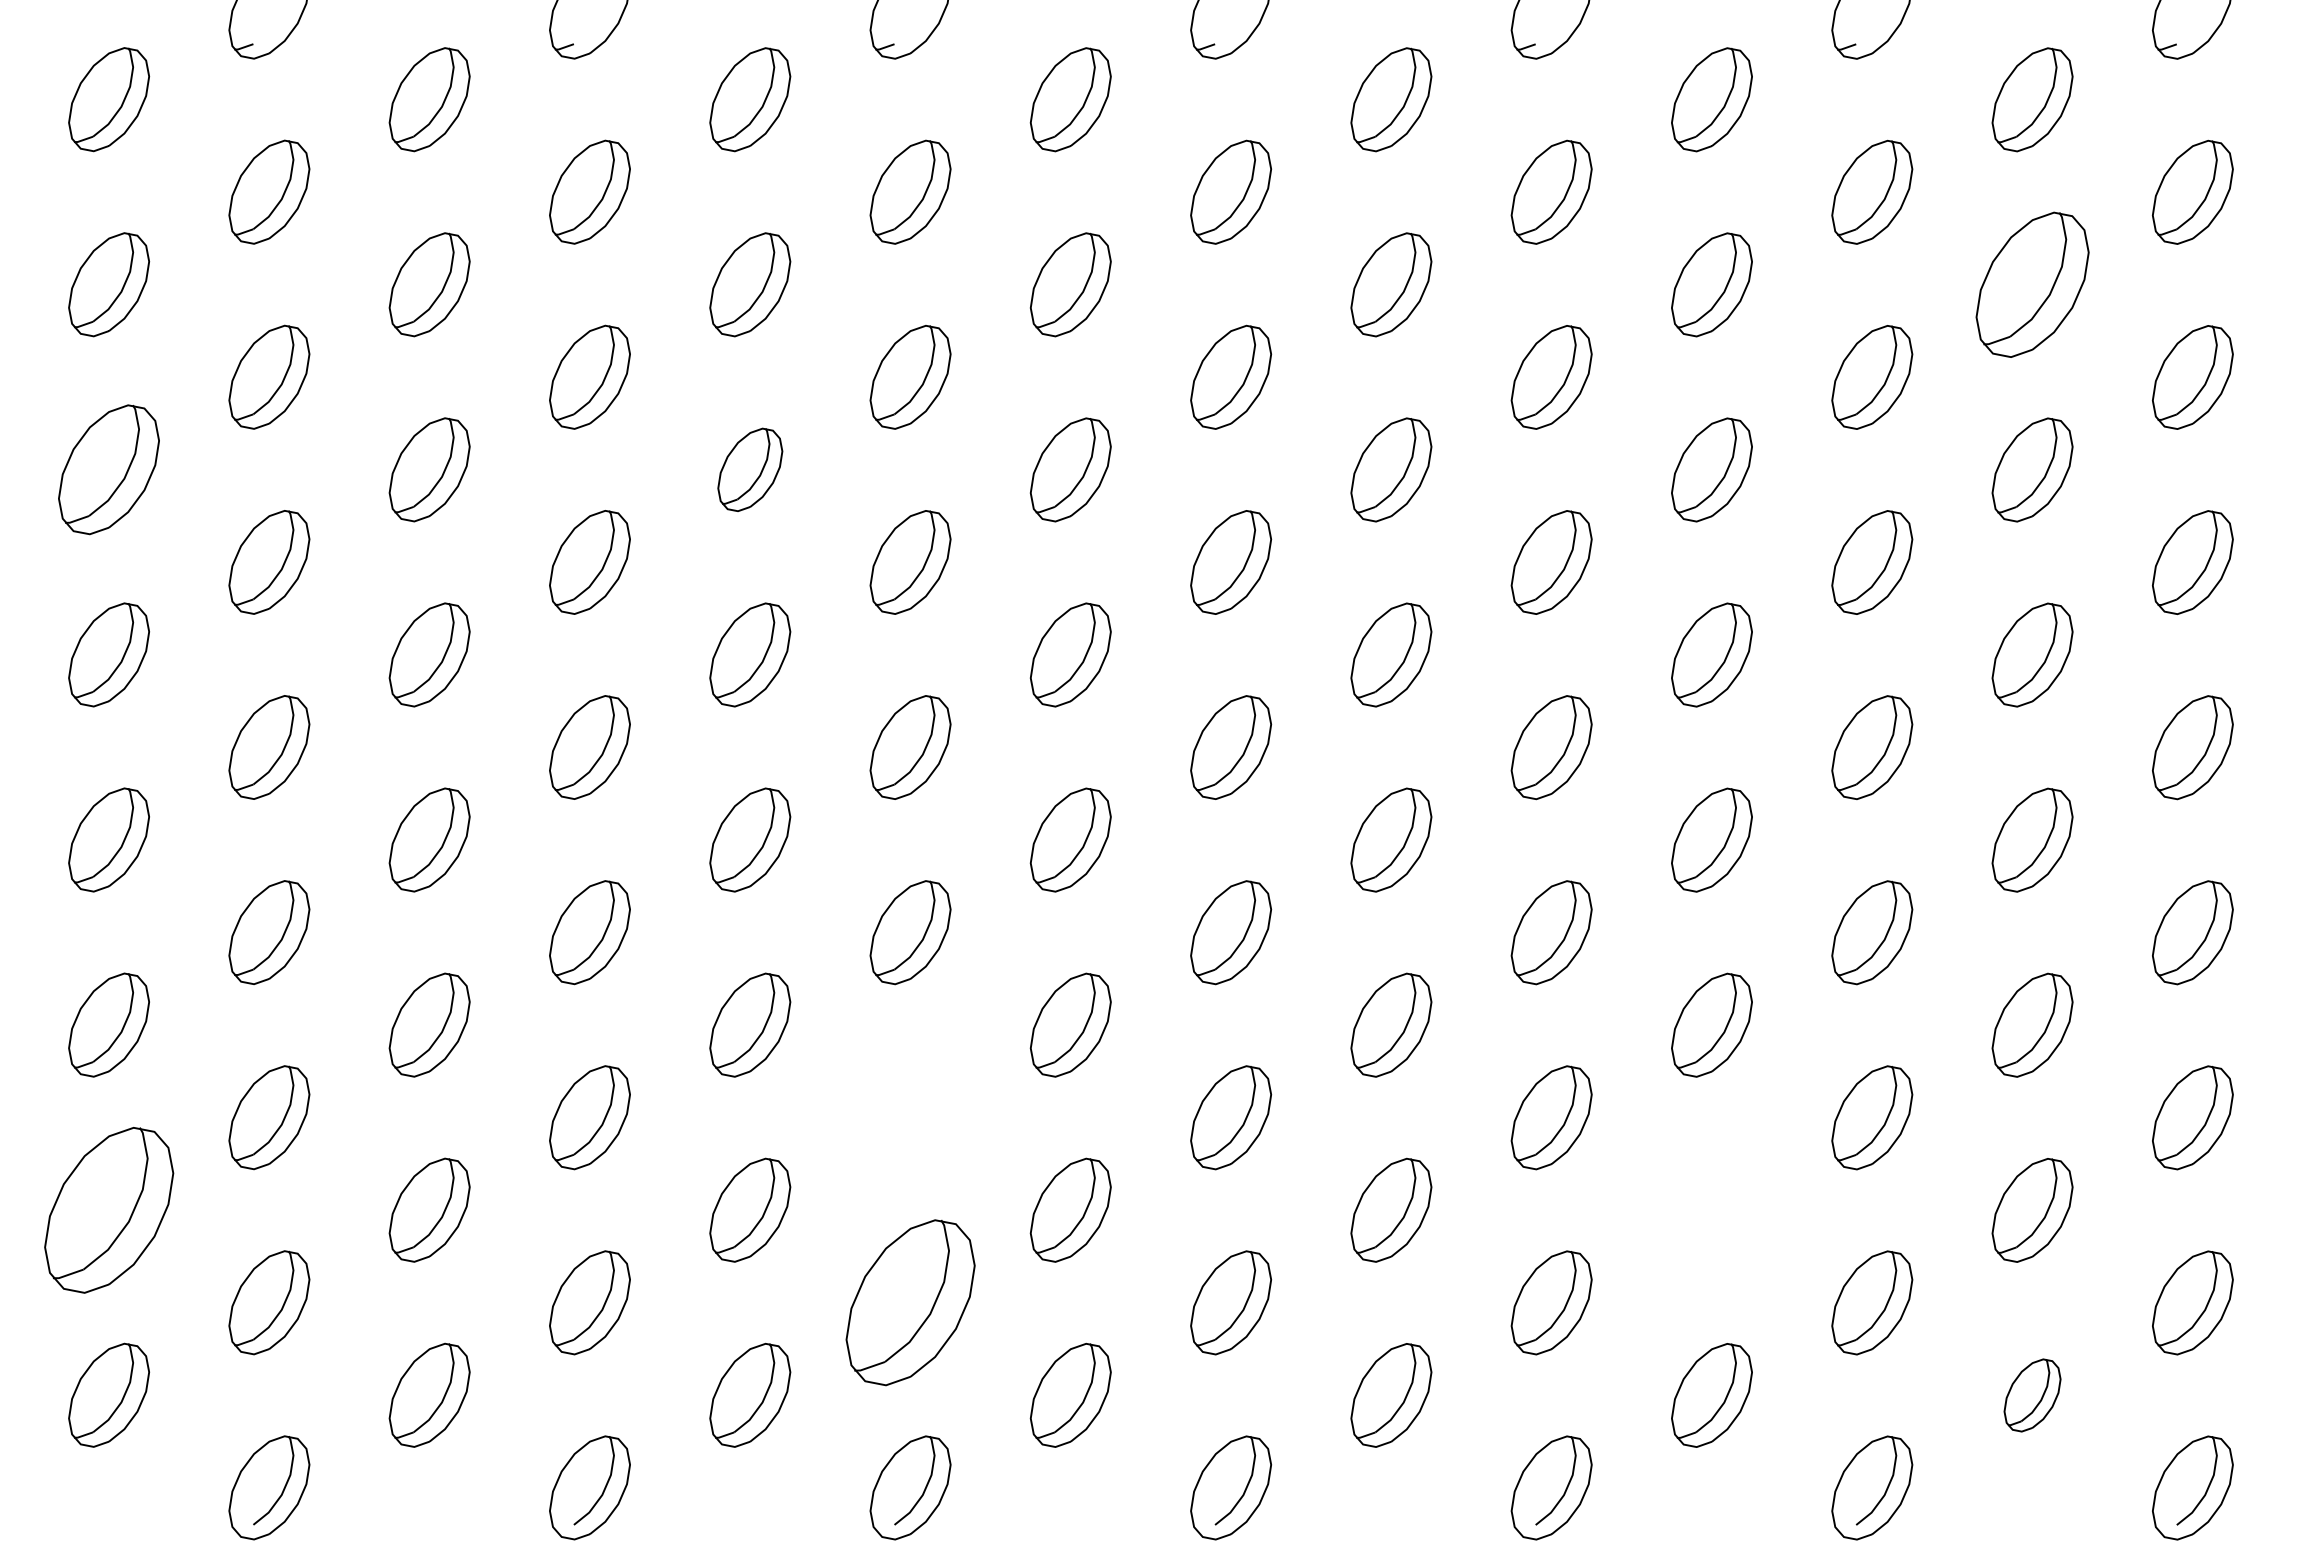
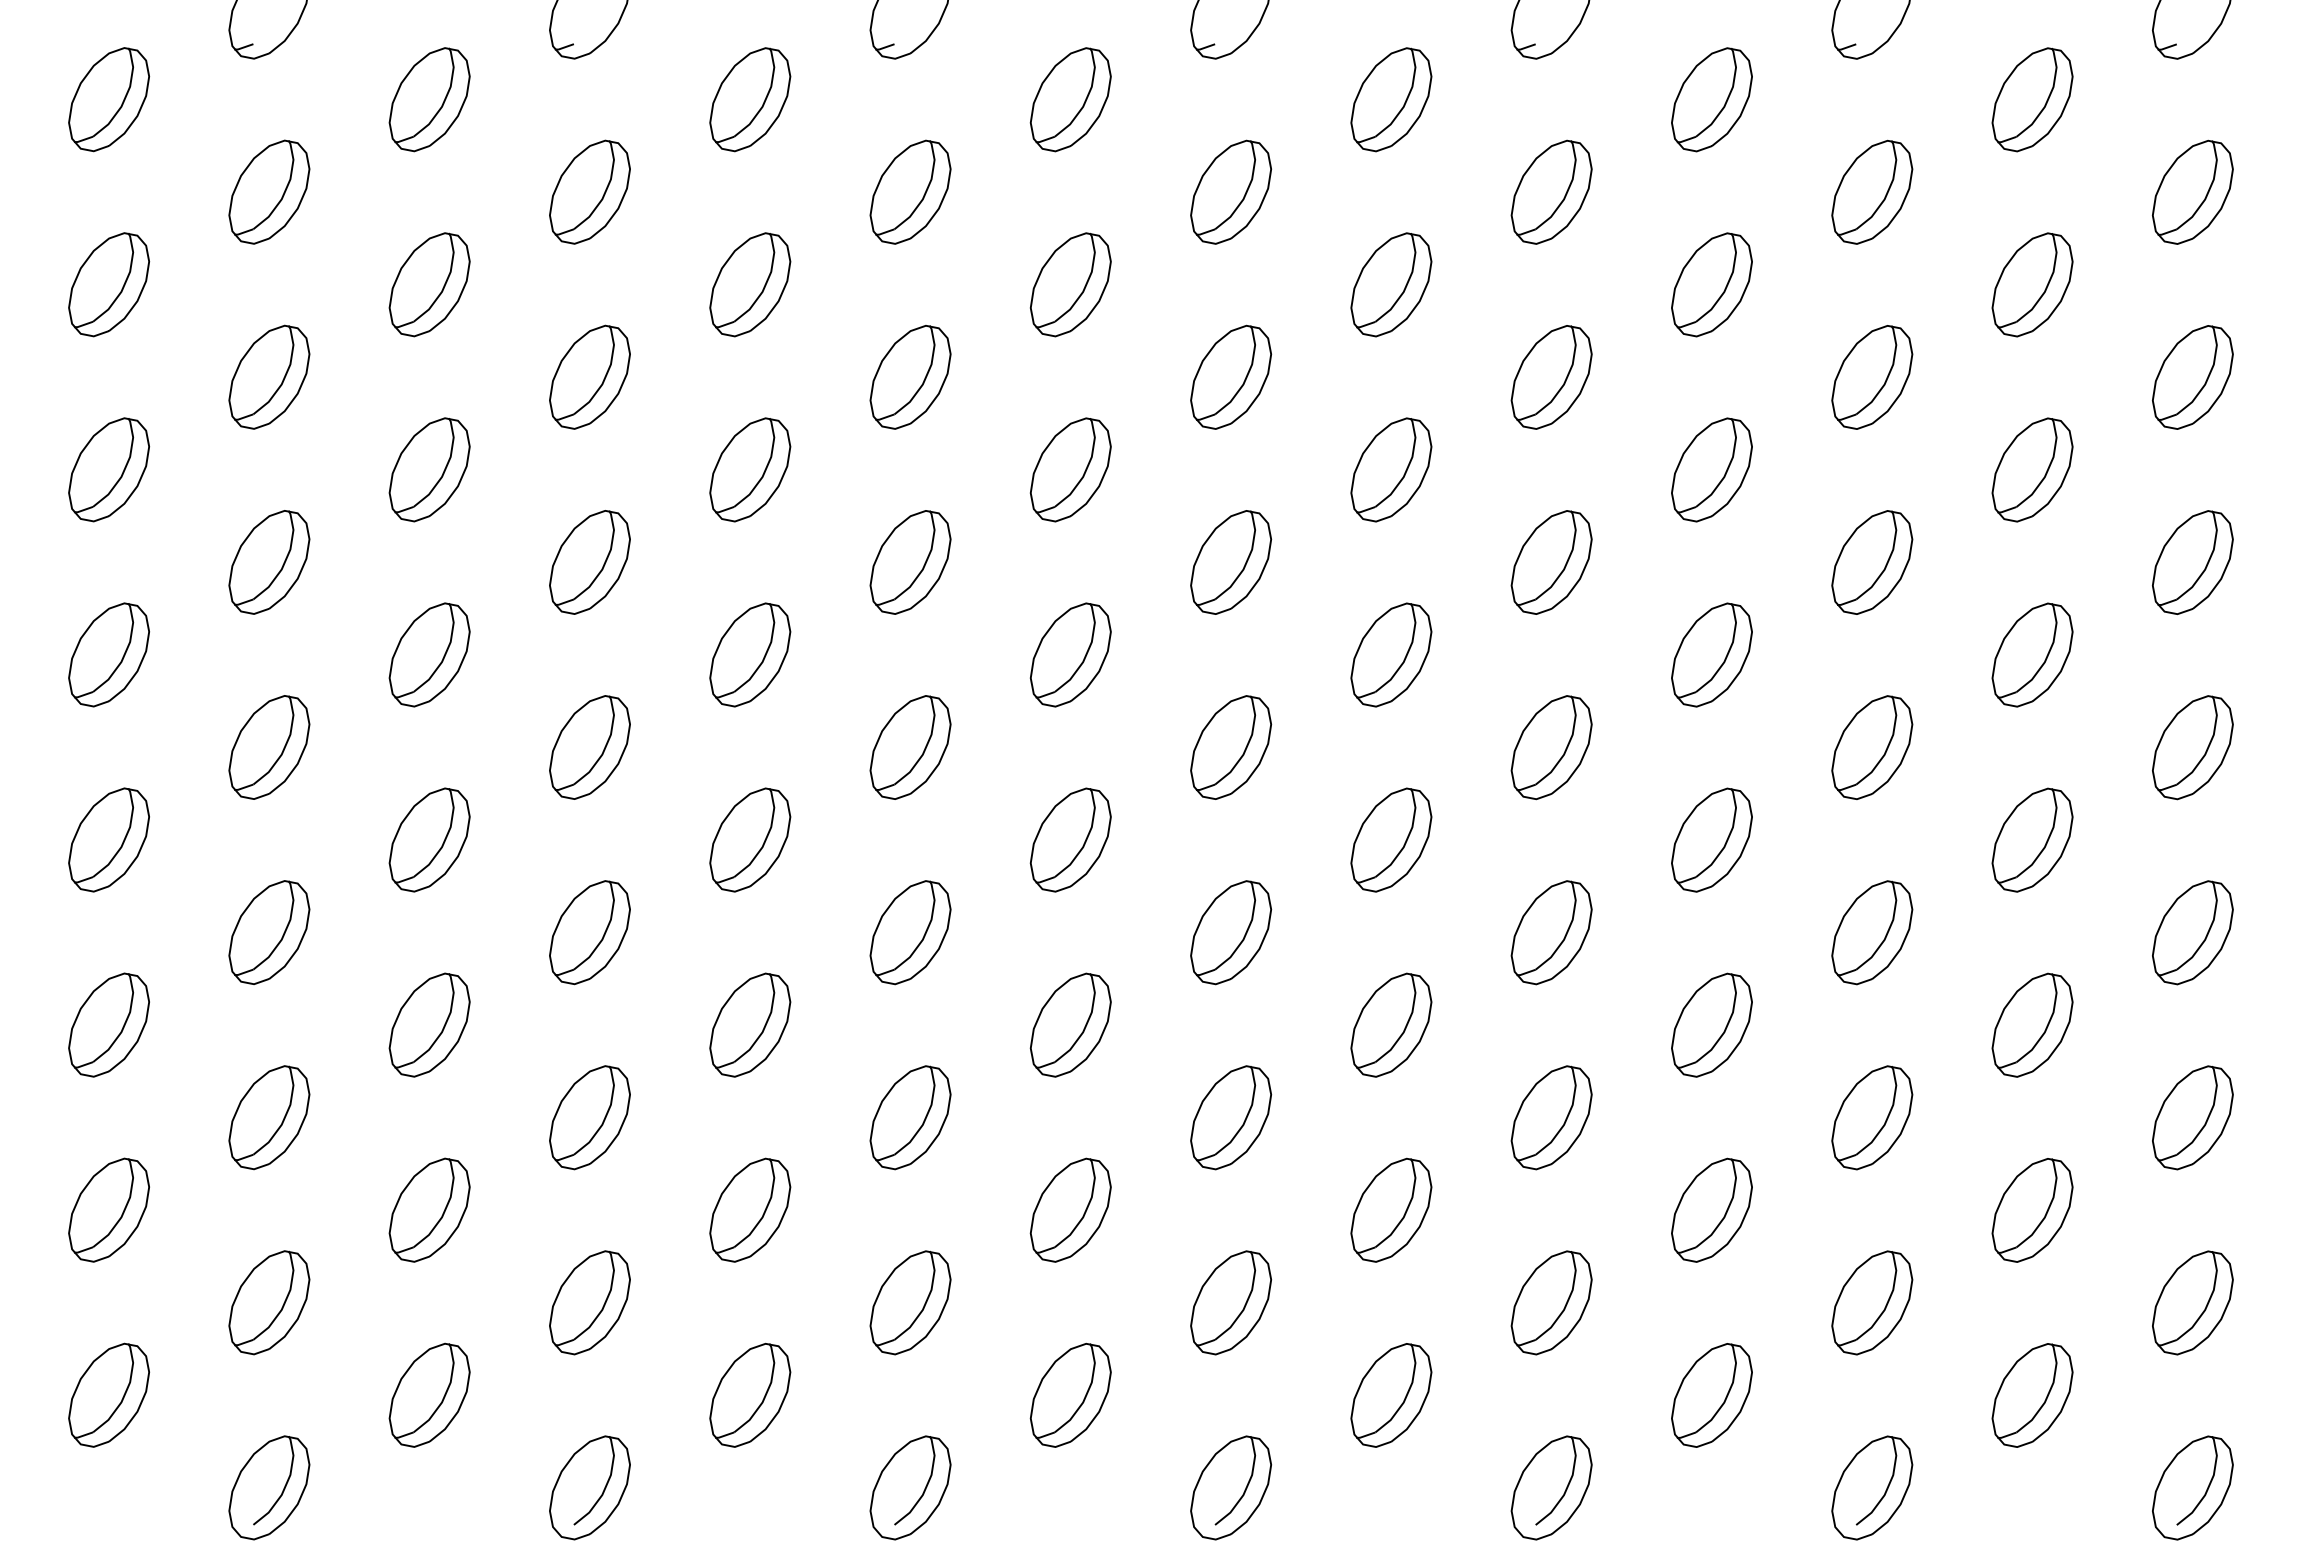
part size: 115x147 px -> 83x106 px (2032, 284)
part size: 102x132 px -> 83x106 px (109, 469)
part size: 67x85 px -> 83x106 px (750, 469)
part: none -> present (910, 1117)
part: none -> present (1711, 1209)
part size: 131x167 px -> 82x106 px (108, 1209)
part size: 131x168 px -> 83x106 px (910, 1302)
part size: 59x75 px -> 83x105 px (2032, 1395)
